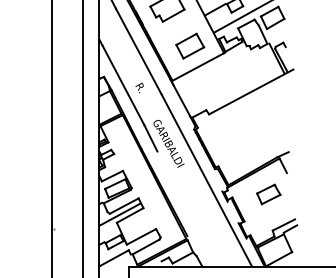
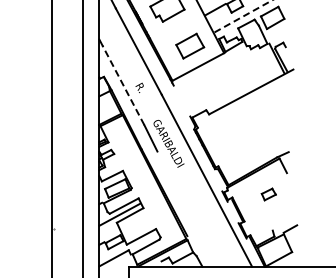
line: solid -> dashed (243, 16)
line: solid -> dashed (123, 85)
line: present -> none (181, 100)
part size: 26x23 px -> 17x15 px (268, 194)
line: present -> none (283, 224)
